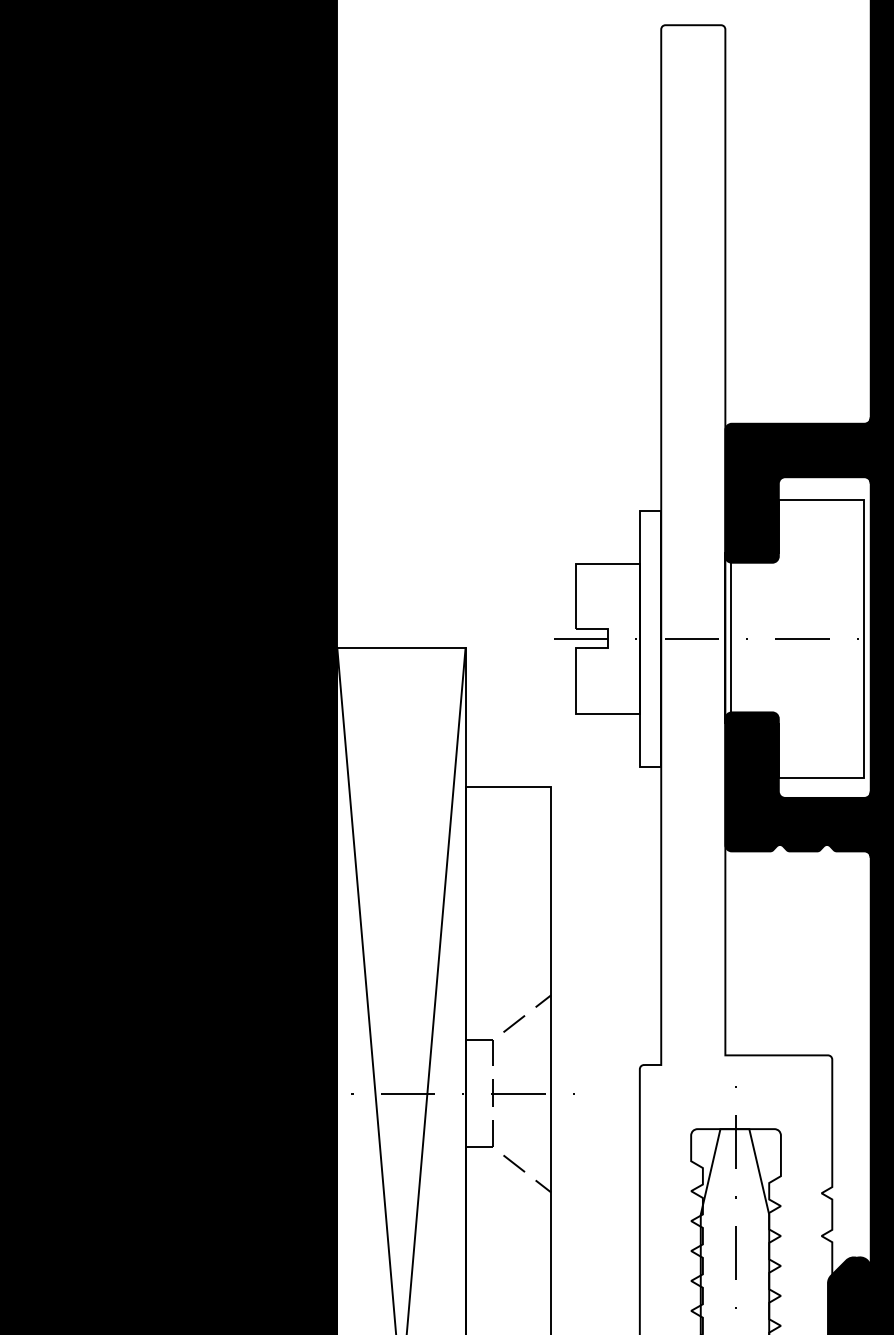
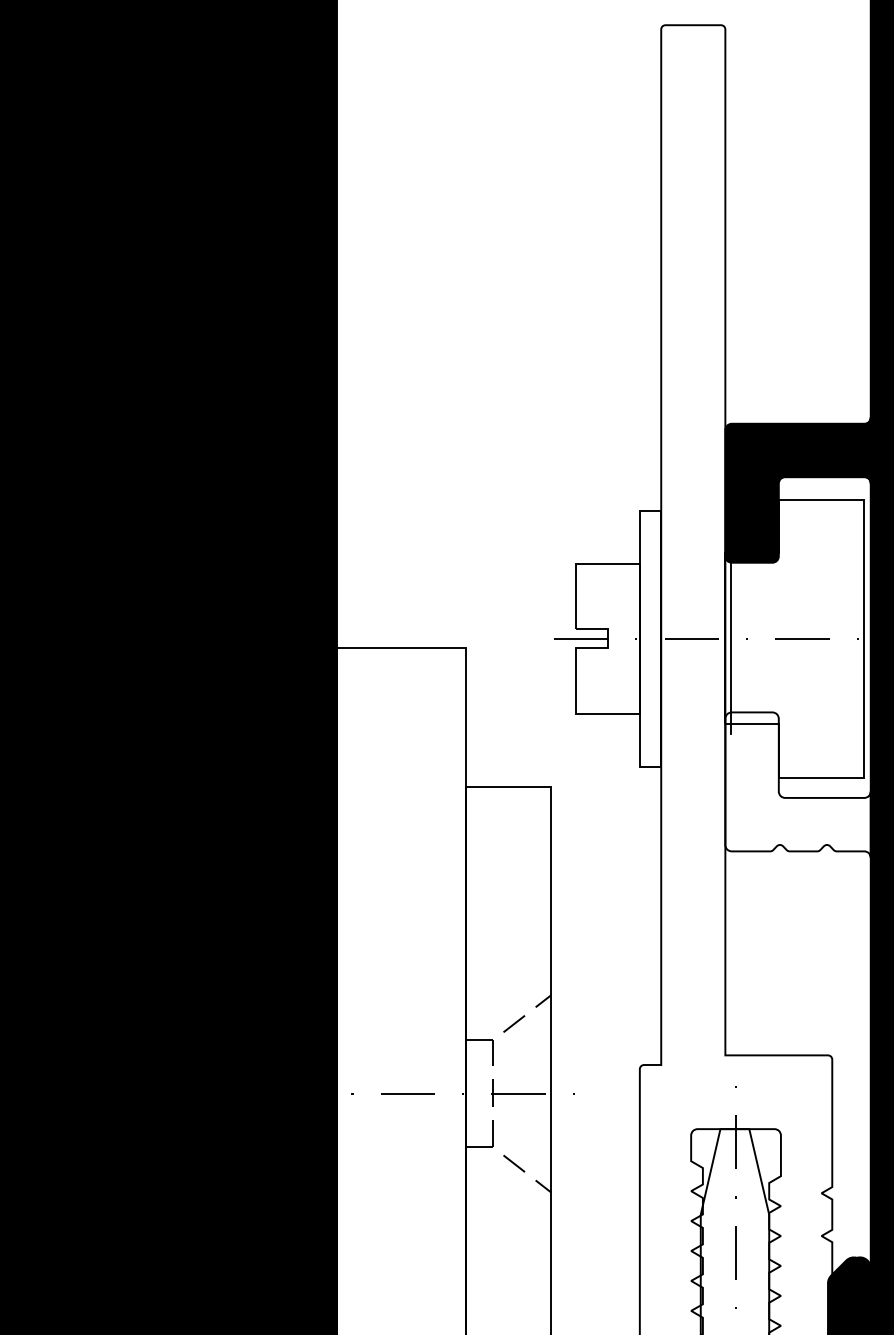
fill: present -> none (797, 784)
line: present -> none (366, 989)
line: present -> none (435, 989)
